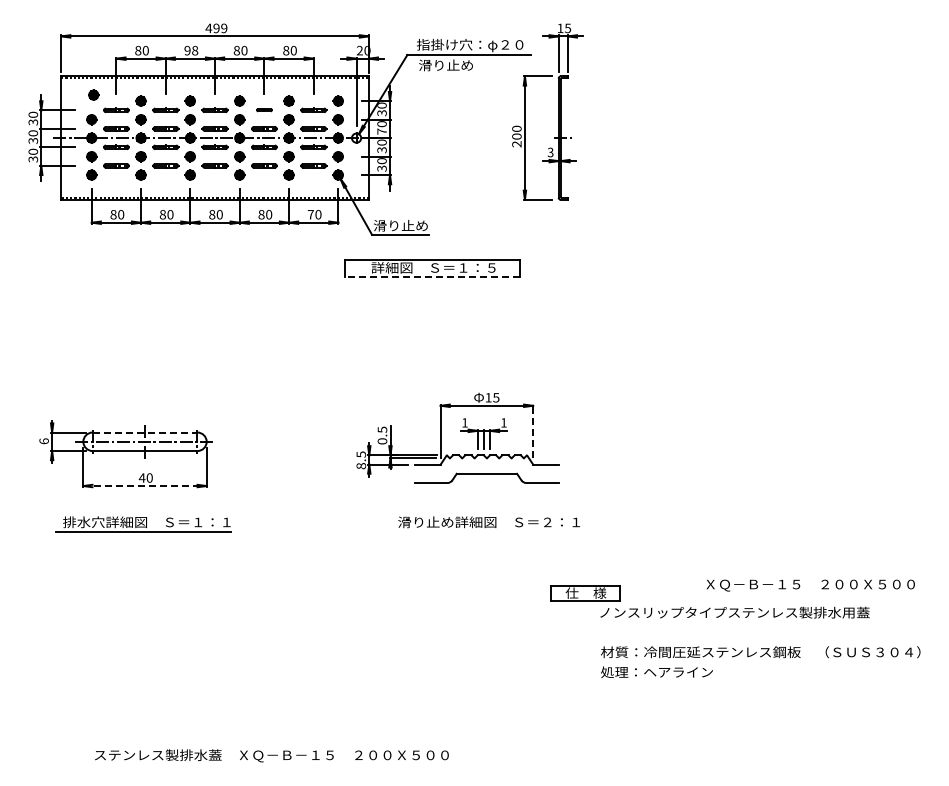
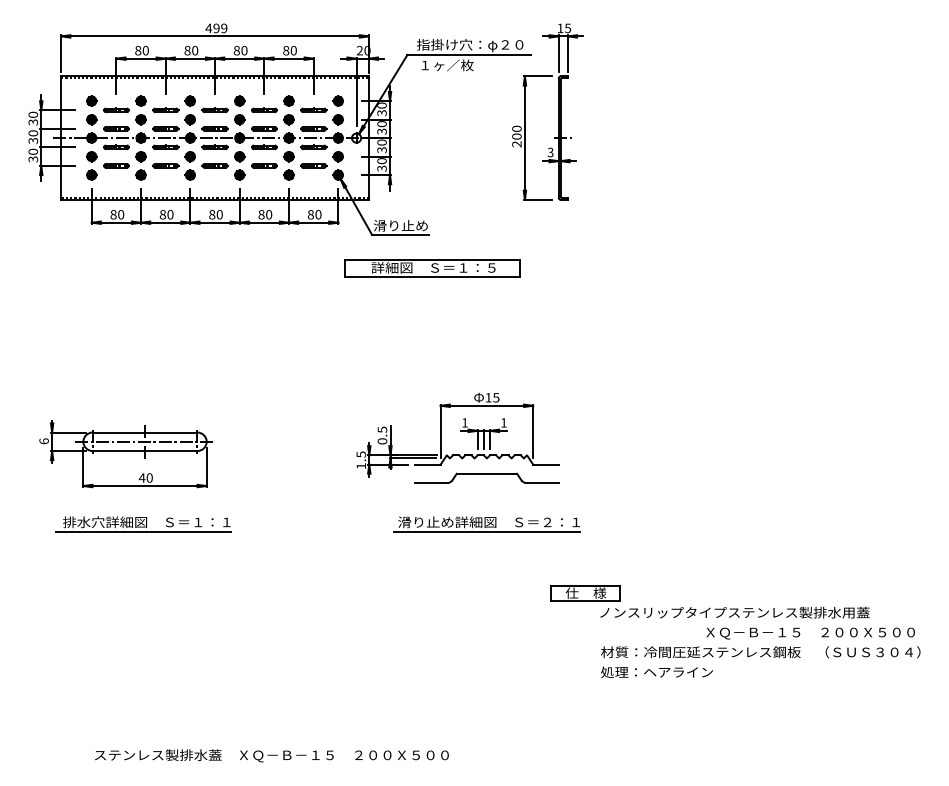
text: 98 -> 80 (191, 50)
text: 滑り止め -> １ヶ／枚 (446, 65)
part position: (93, 94) -> (91, 100) (91, 100)
part size: 17x5 px -> 27x6 px (264, 109)
text: 70 -> 30 (381, 131)
text: 70 -> 80 (310, 214)
line: dashed -> solid (432, 277)
line: dashed -> solid (533, 431)
line: dashed -> solid (145, 432)
text: 8.5 -> 1.5 (361, 466)
line: dashed -> solid (145, 486)
line: none -> present (486, 532)
text position: (810, 585) -> (810, 633) (810, 633)
